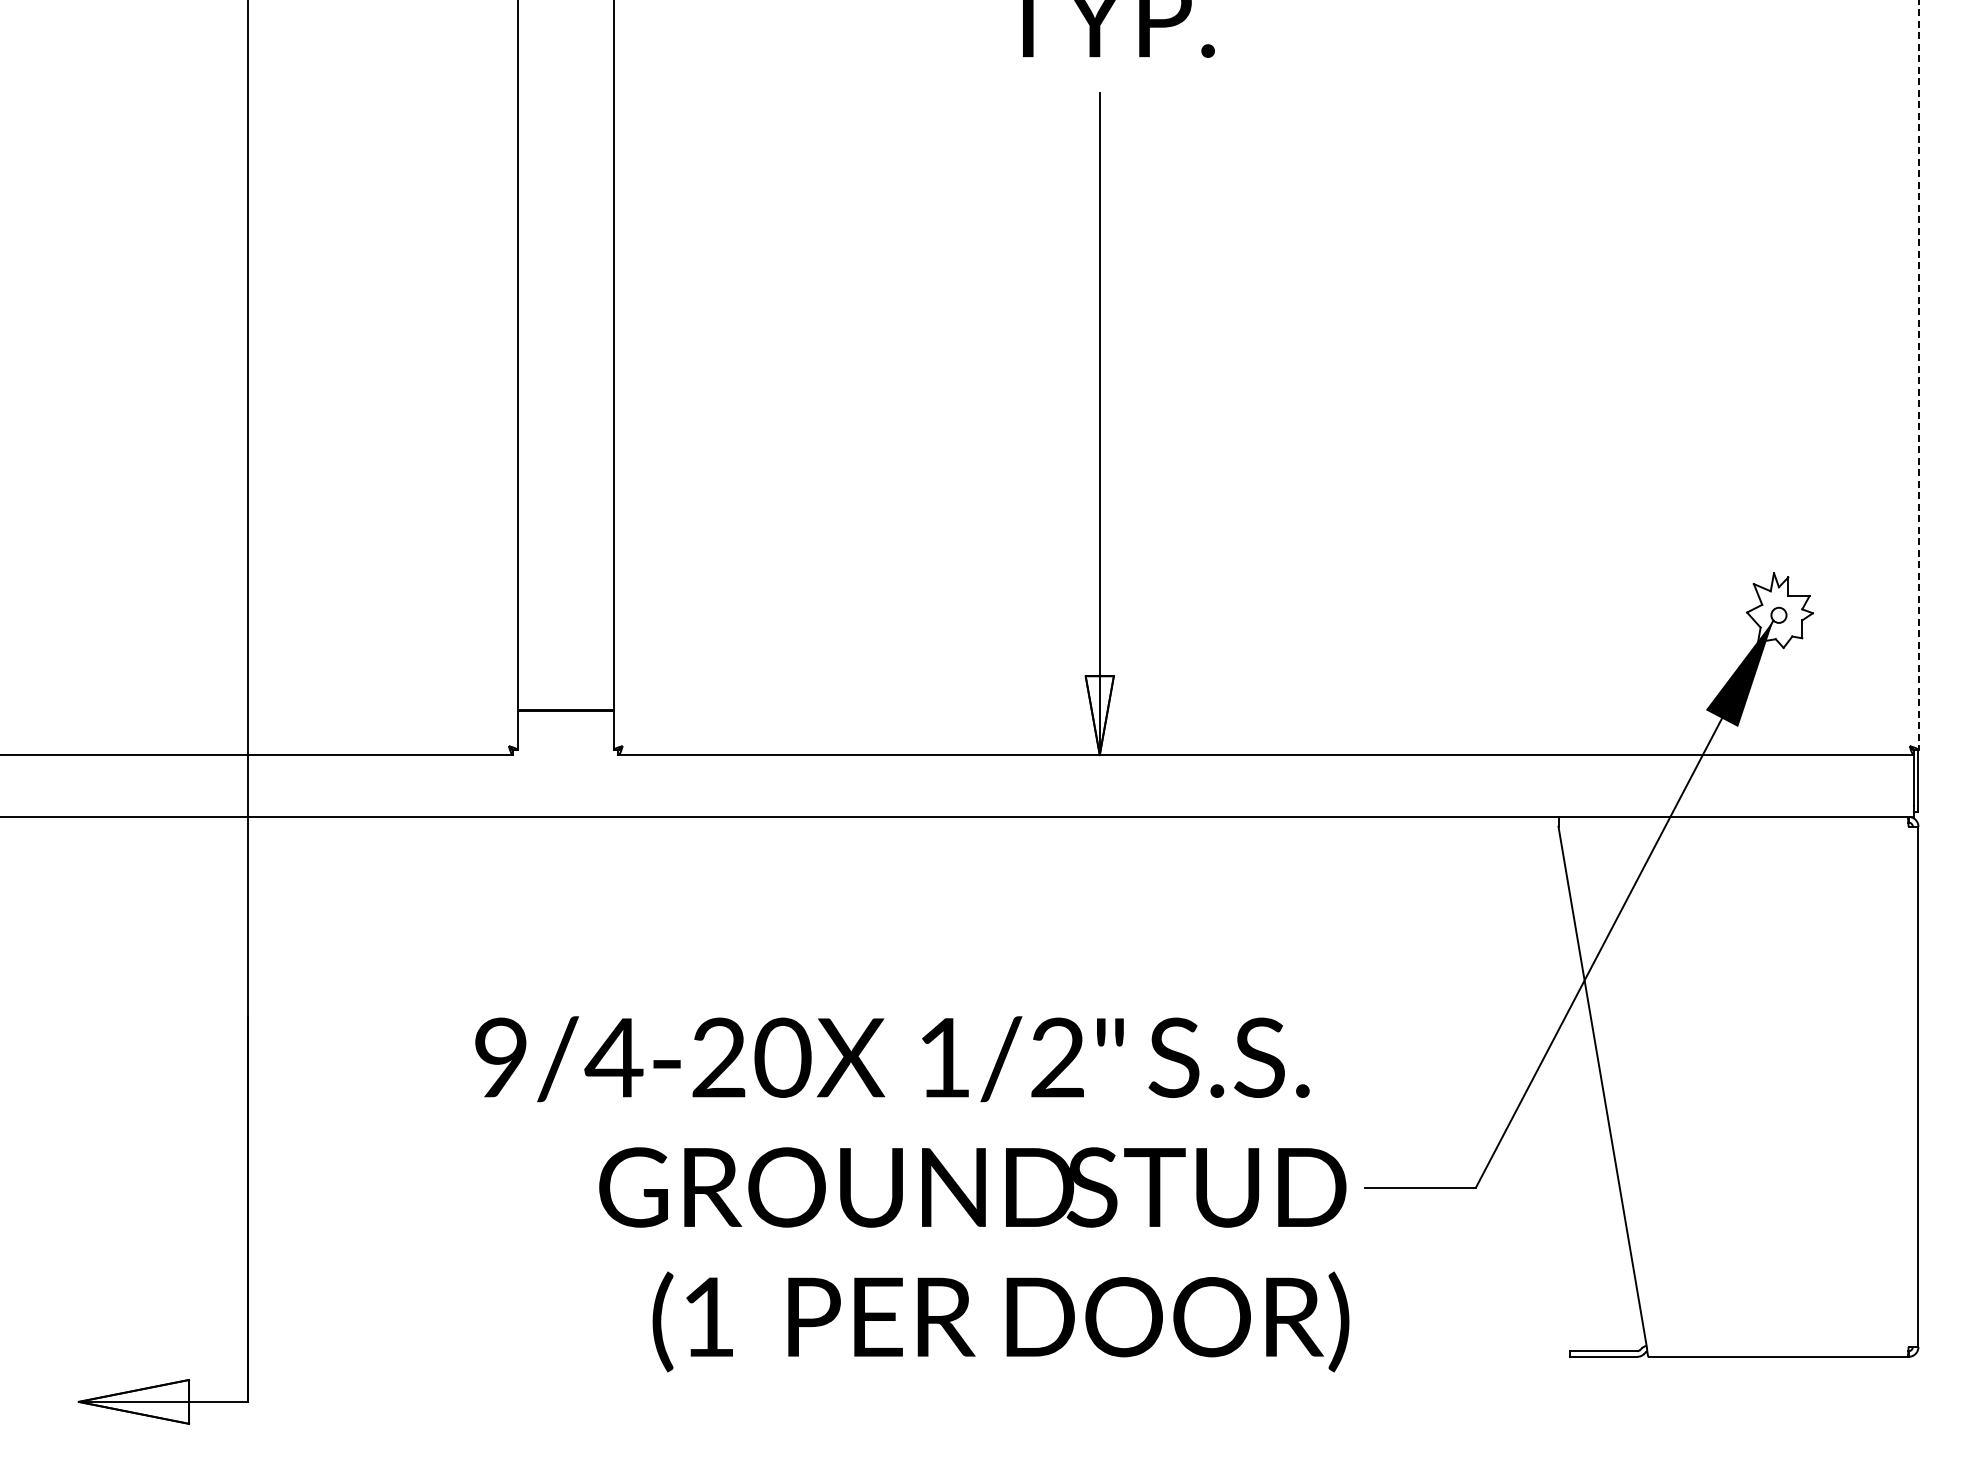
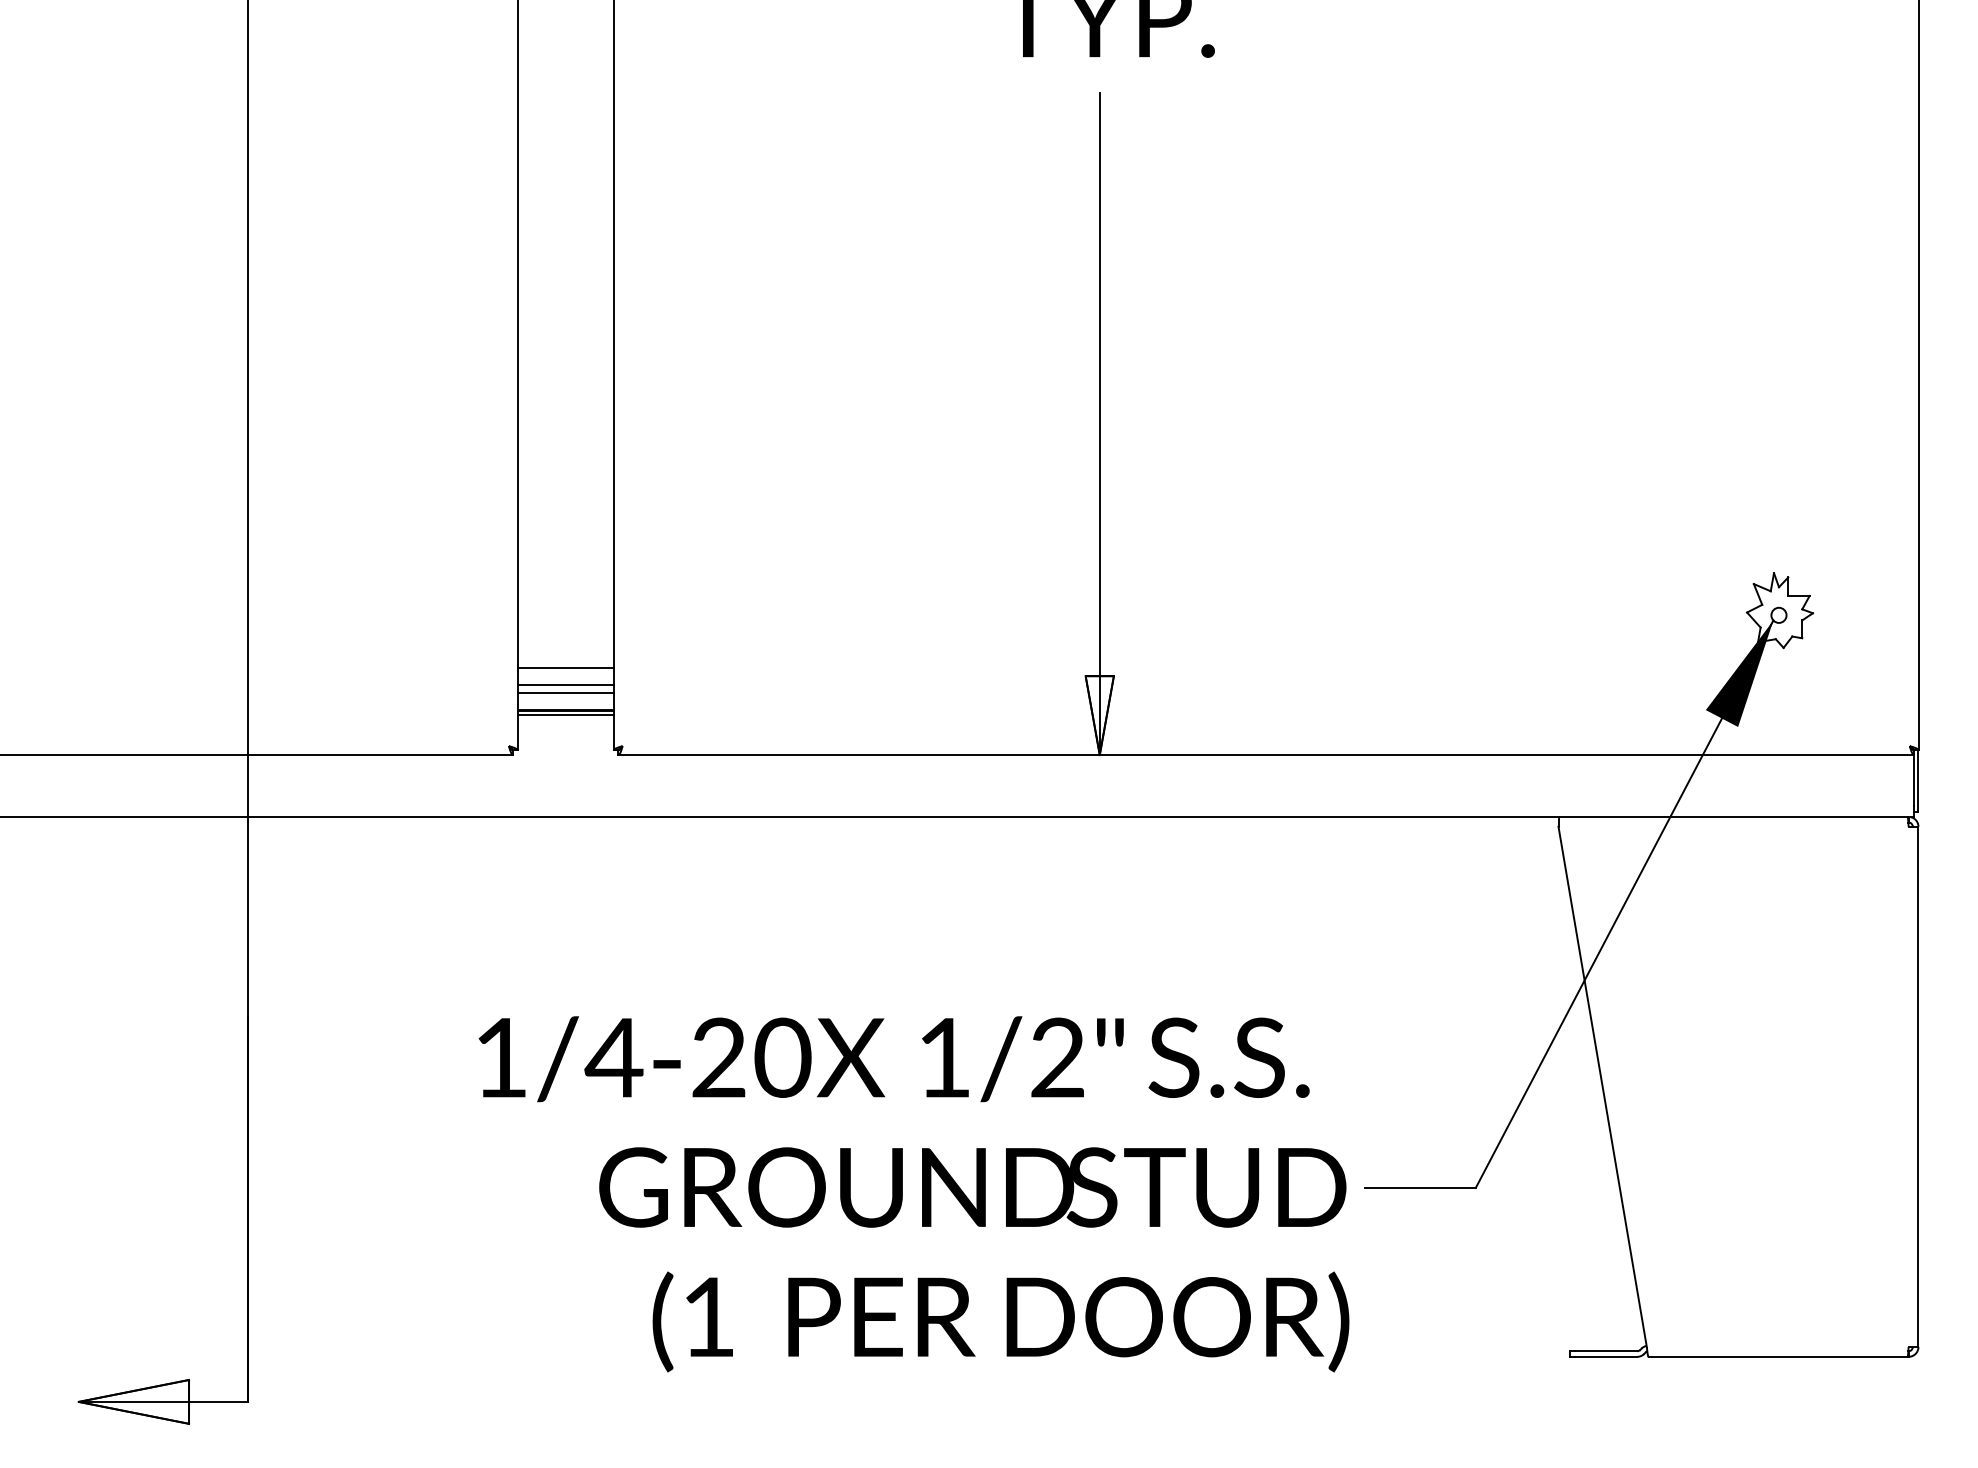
line: dashed -> solid (1918, 375)
line: none -> present (565, 667)
line: none -> present (565, 684)
line: none -> present (565, 693)
line: none -> present (565, 715)
text: 9/4-20 -> 1/4-20 (500, 1057)
